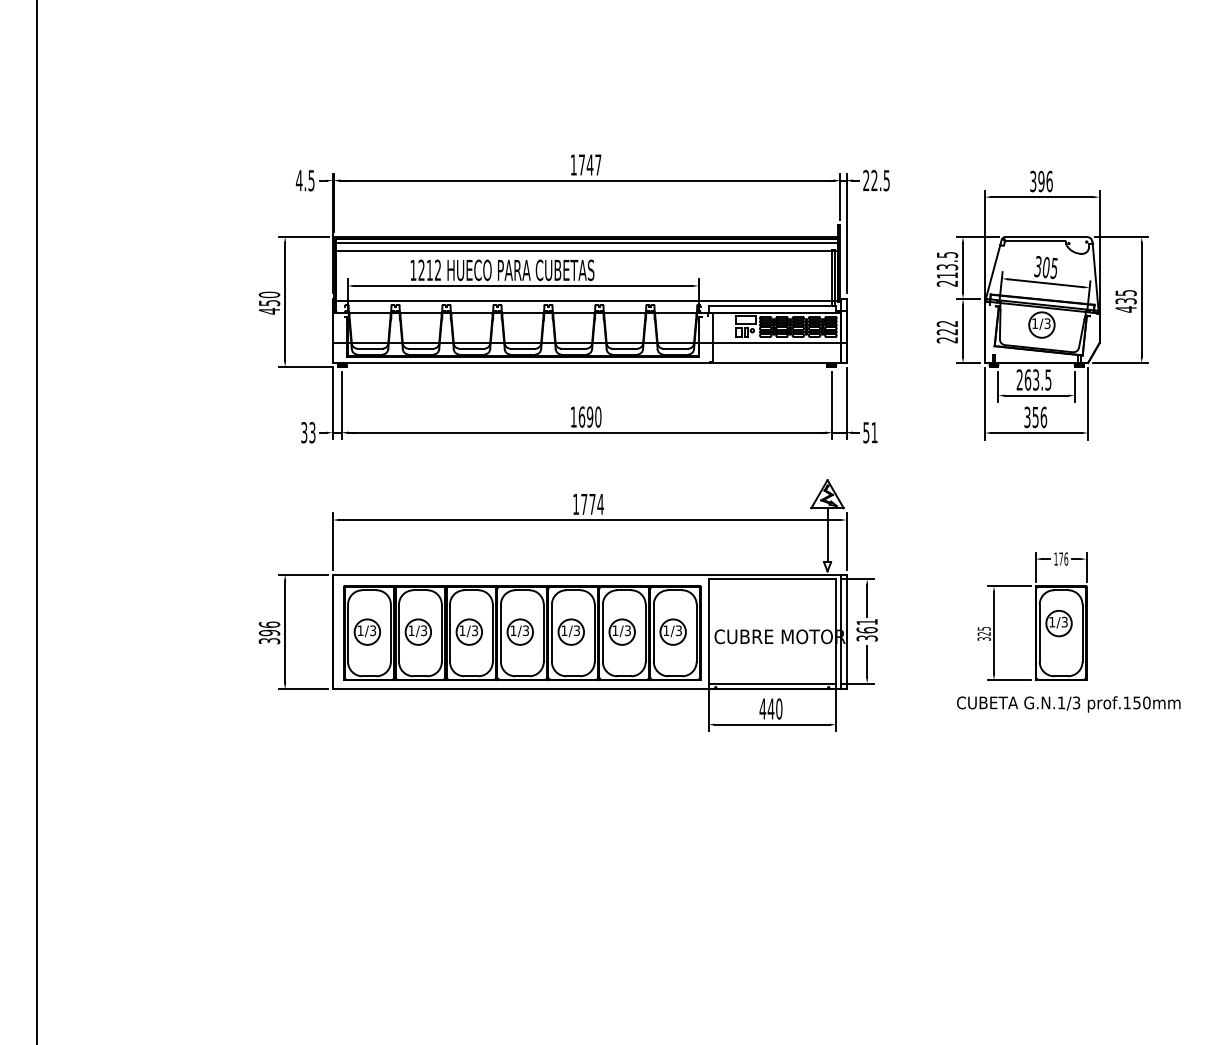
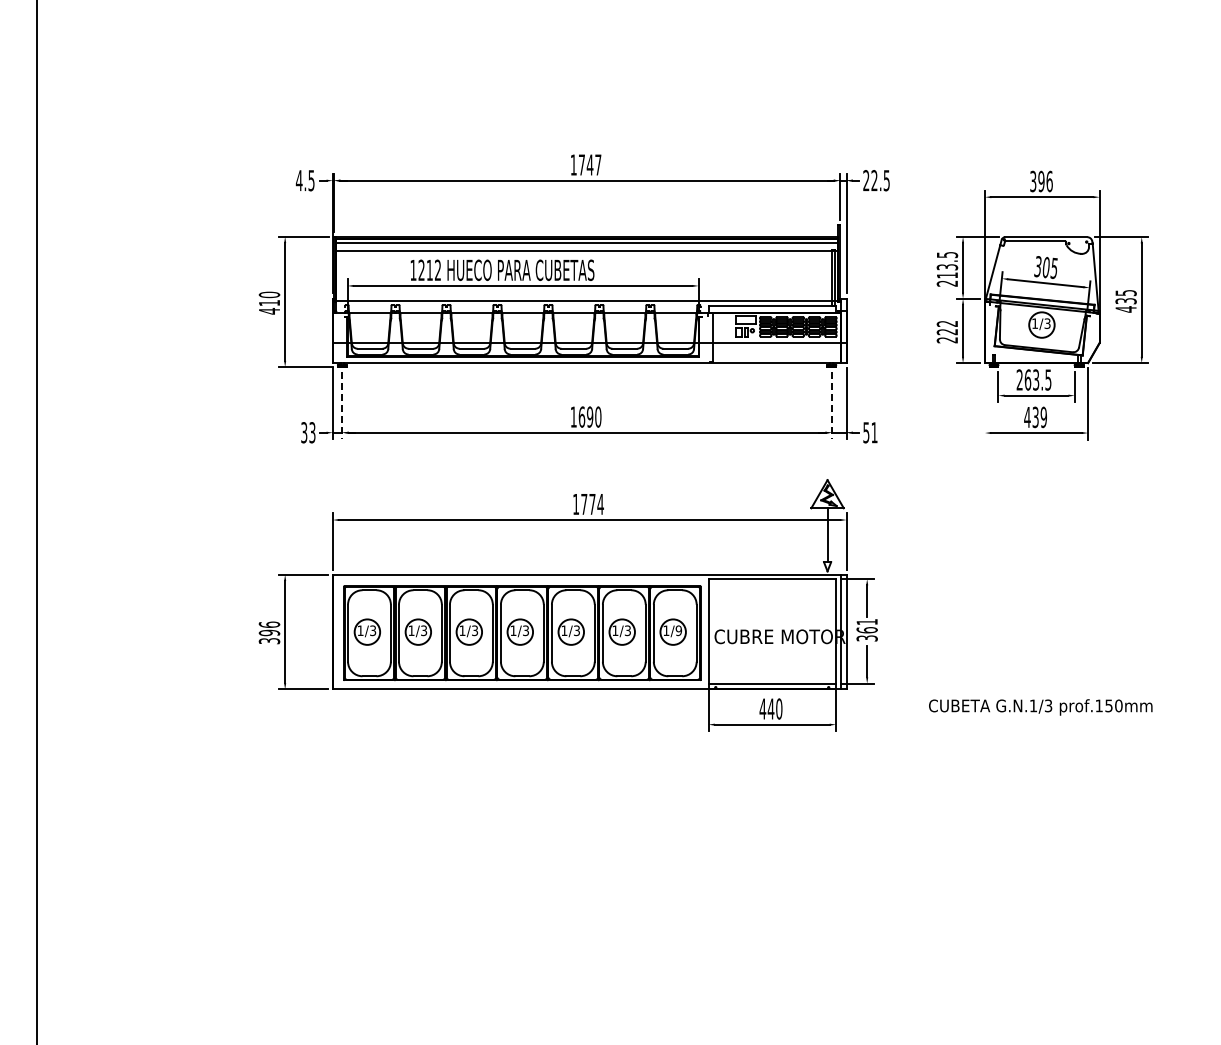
text: 450 -> 410 (269, 303)
line: present -> none (985, 403)
line: solid -> dashed (342, 406)
line: solid -> dashed (831, 406)
text: 356 -> 439 (1035, 417)
part: present -> none (1032, 616)
text: 1/3 -> 1/9 (678, 630)
text position: (1068, 704) -> (1040, 707) (1040, 707)
